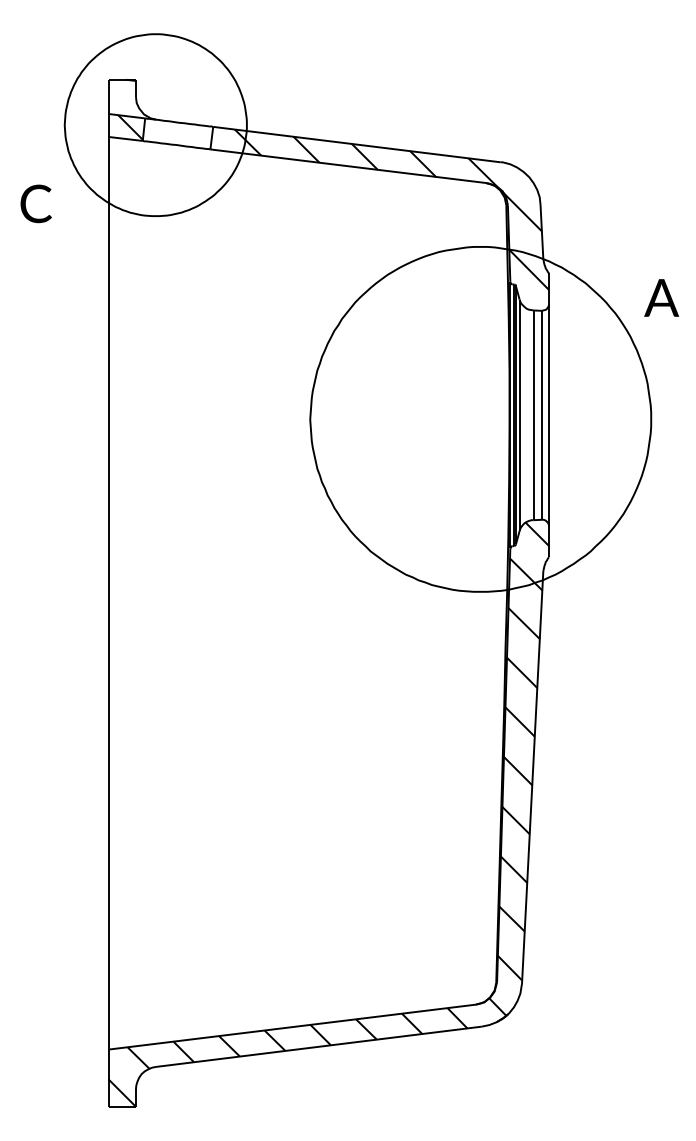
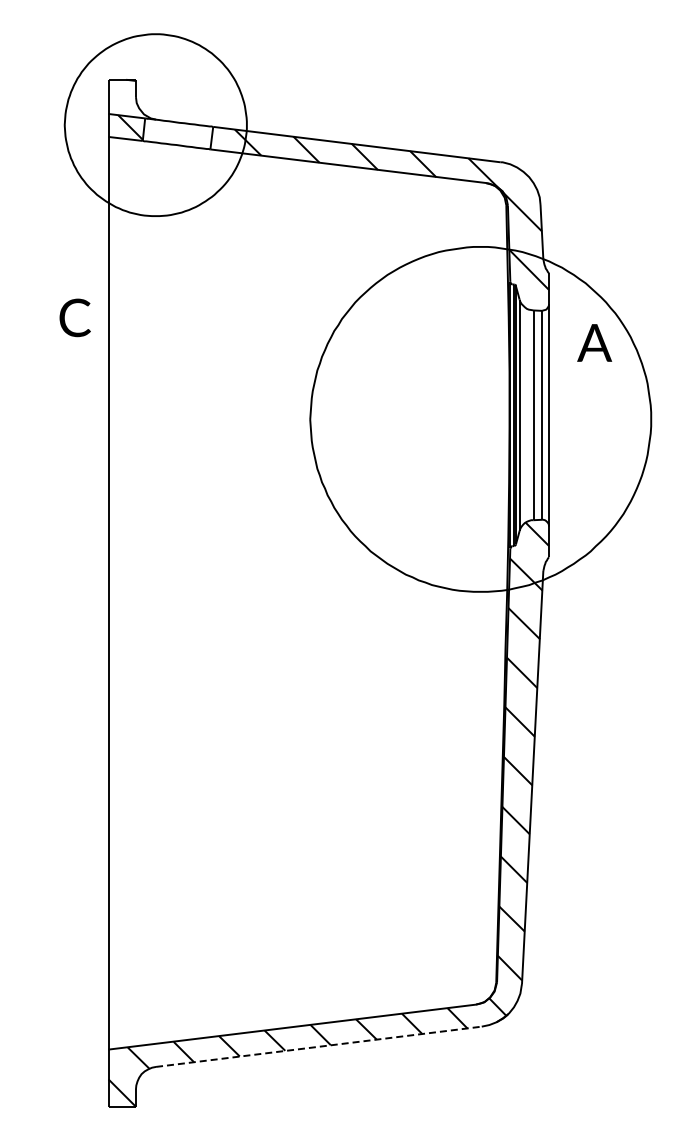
text position: (35, 203) -> (74, 317) (74, 317)
text position: (661, 297) -> (594, 342) (594, 342)
line: solid -> dashed (319, 1046)
